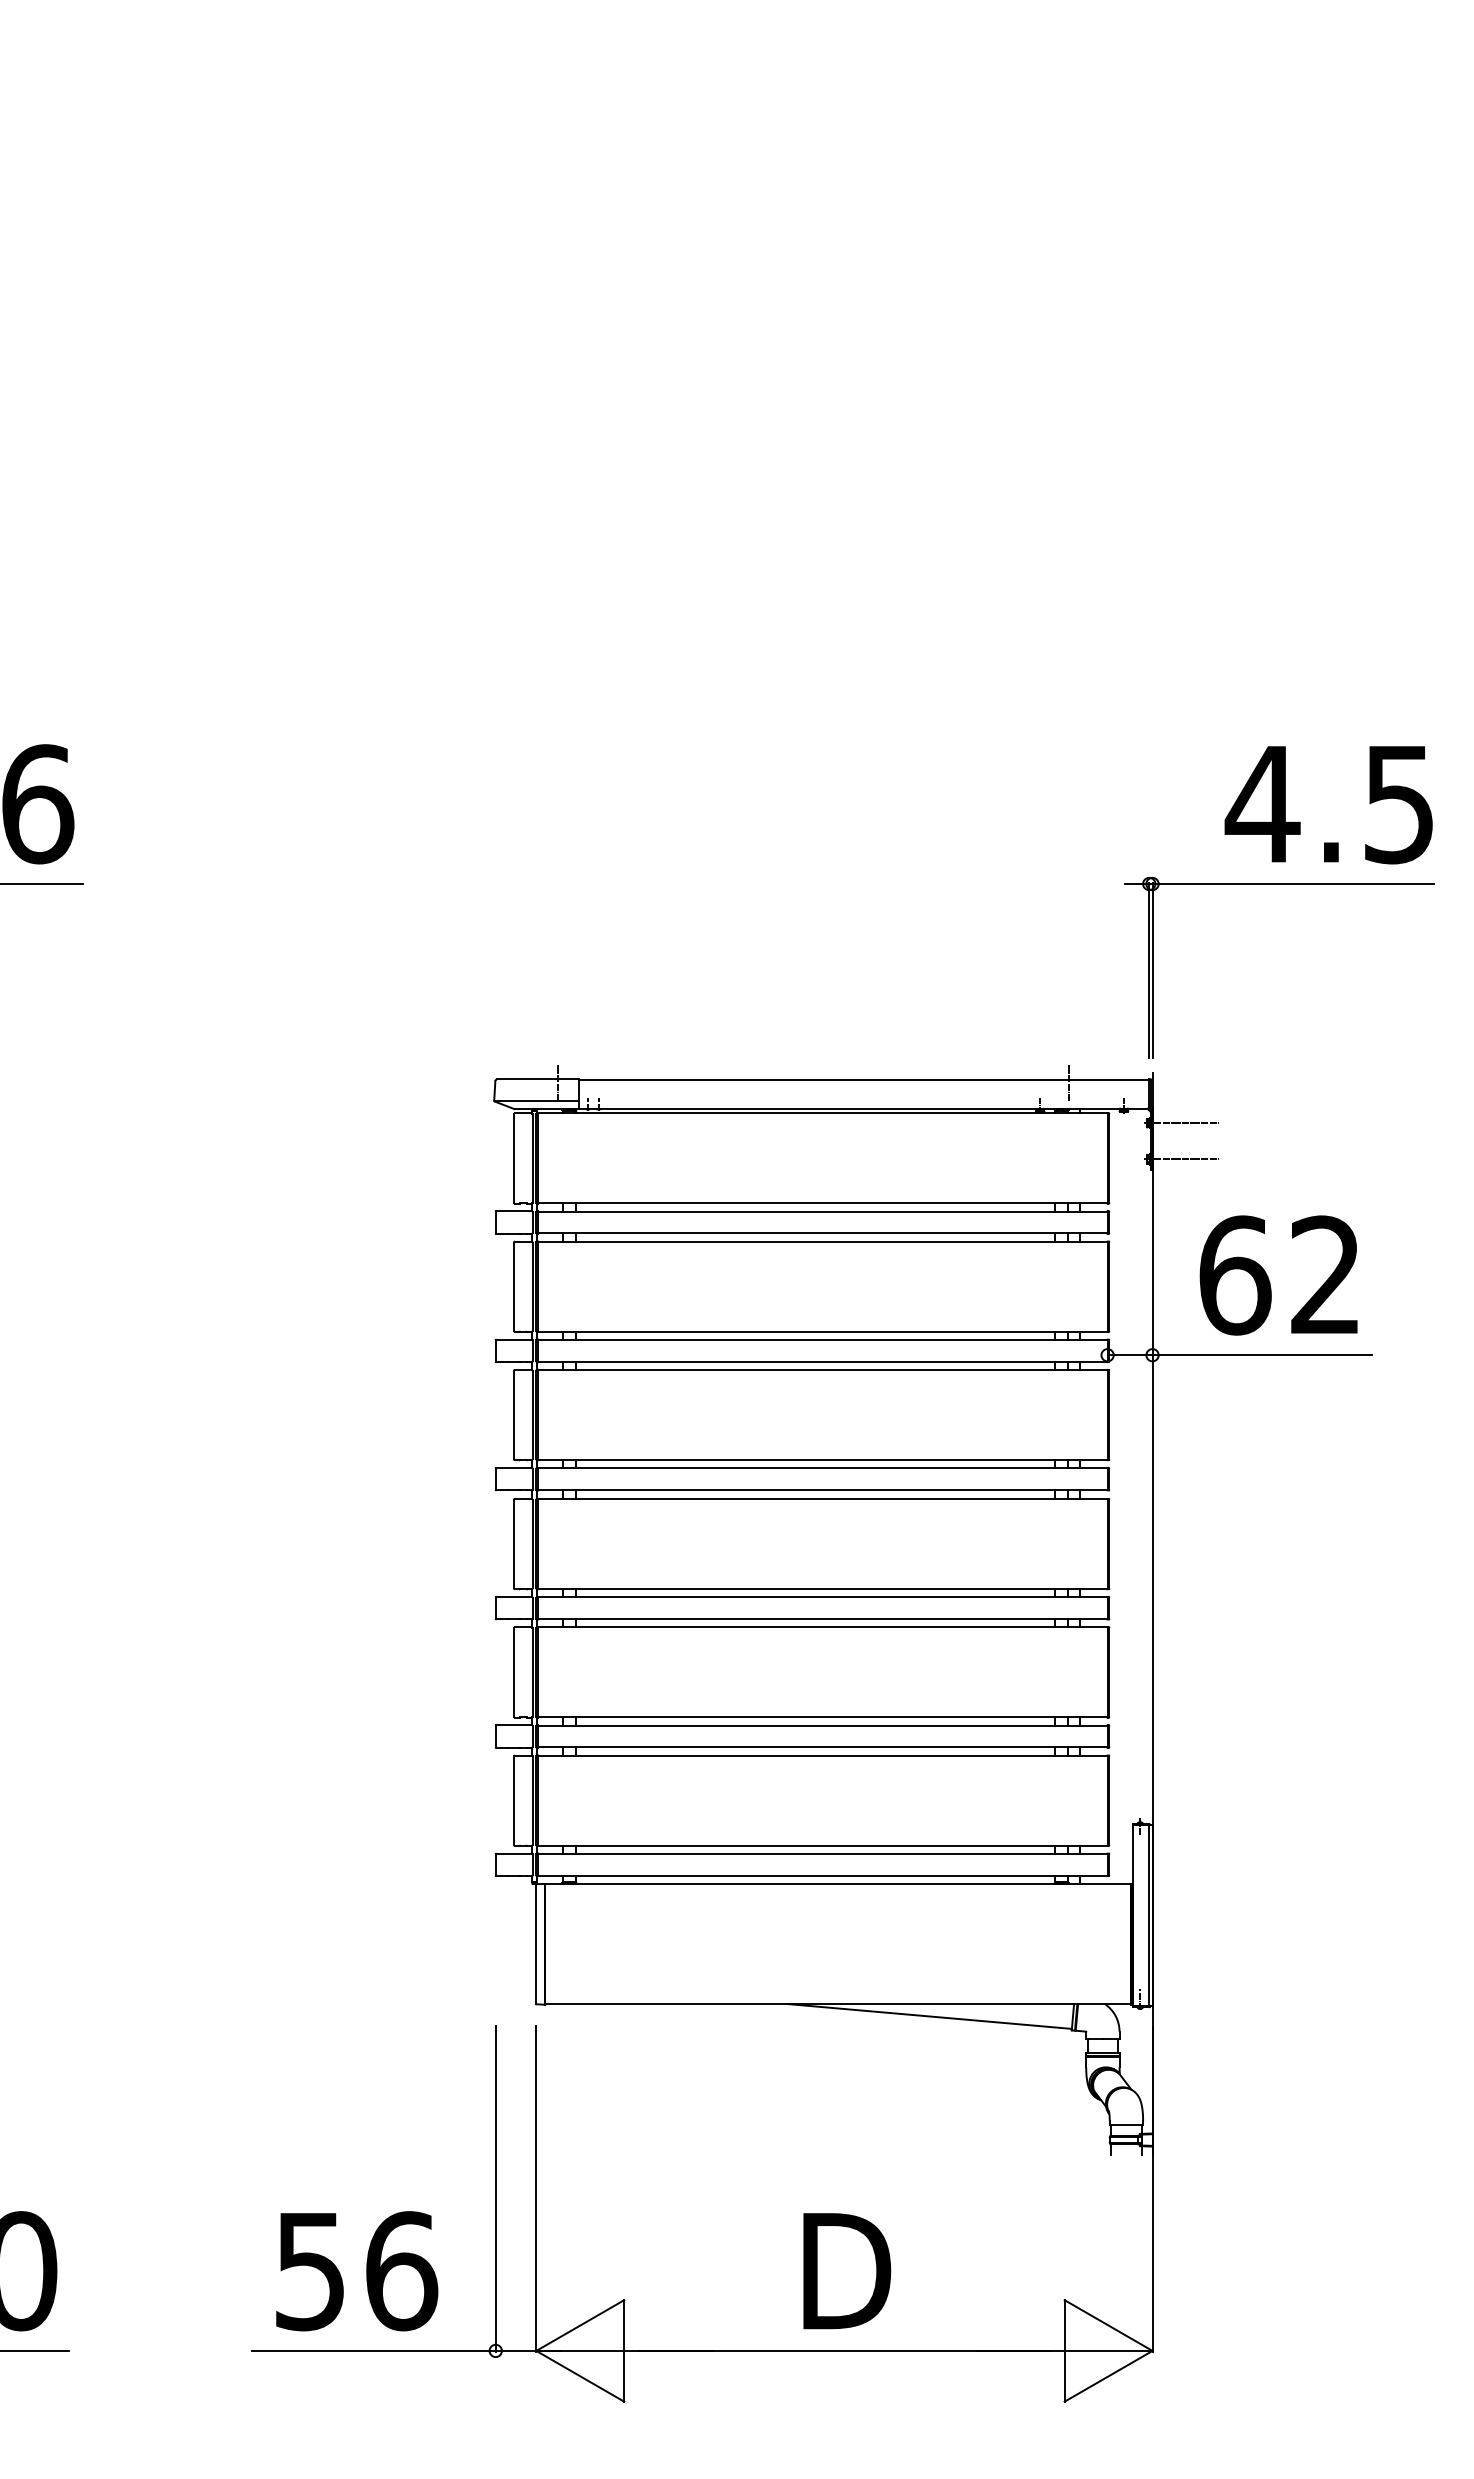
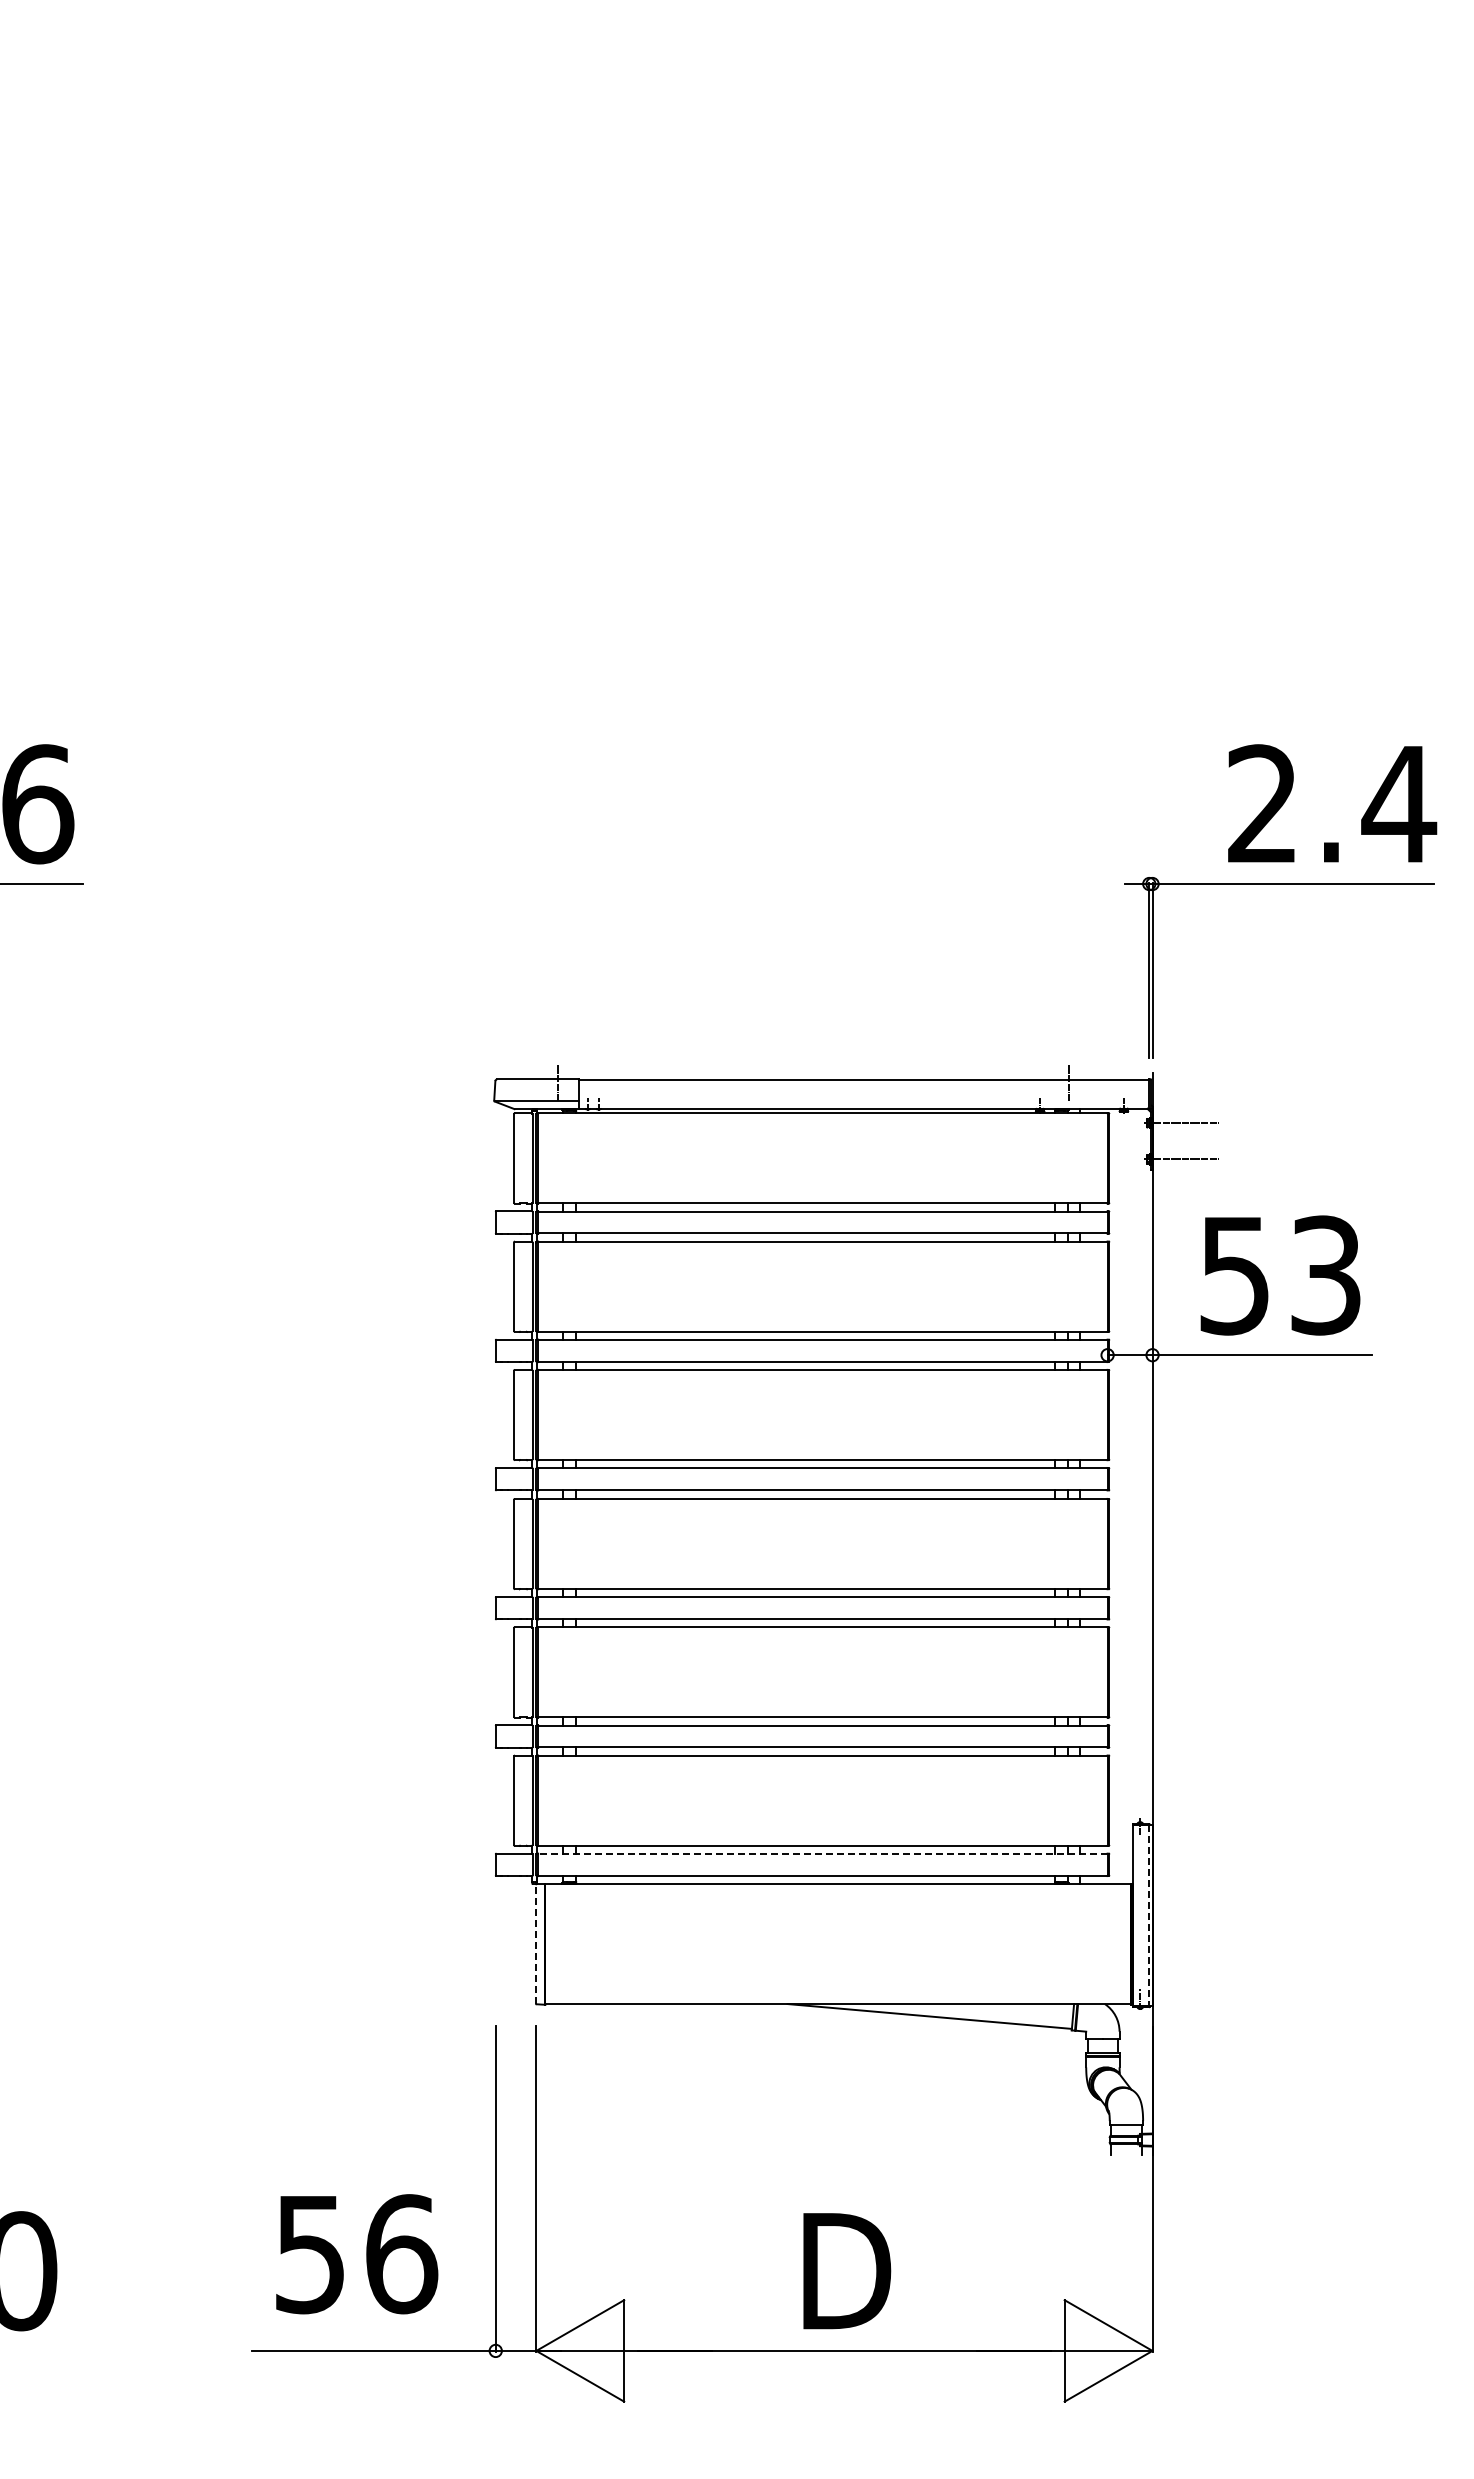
text: 4.5 -> 2.4 (1330, 804)
text: 62 -> 53 (1279, 1275)
line: solid -> dashed (822, 1853)
line: solid -> dashed (1148, 1915)
line: solid -> dashed (535, 1943)
text position: (357, 2271) -> (357, 2254) (357, 2254)
line: present -> none (35, 2350)
